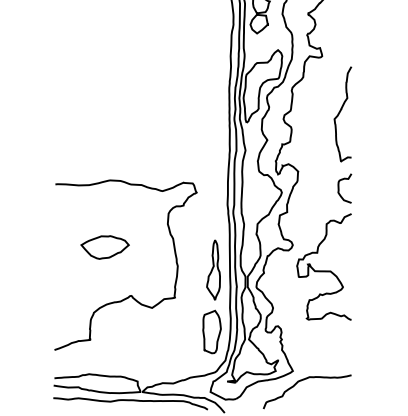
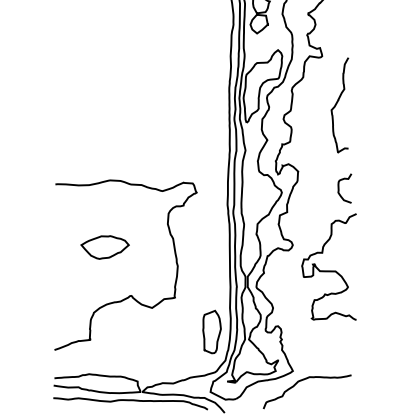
curve position: (340, 112) -> (337, 103) (337, 103)
part: present -> none (213, 269)
curve position: (323, 270) -> (328, 270) (328, 270)
